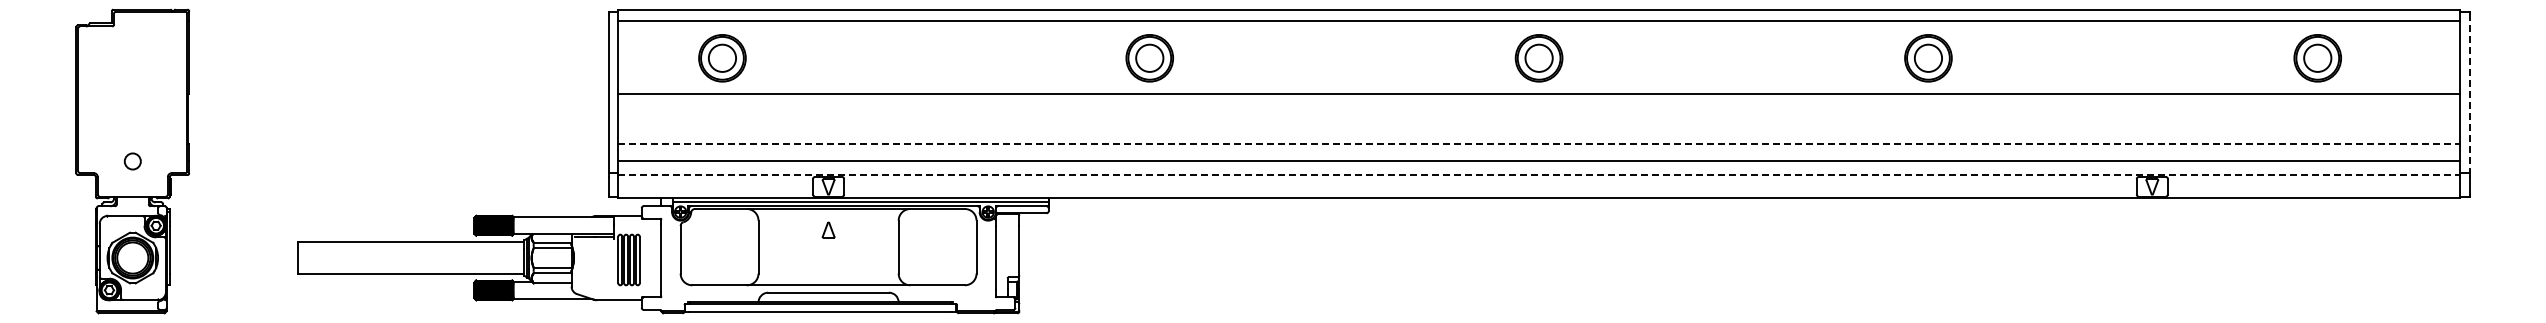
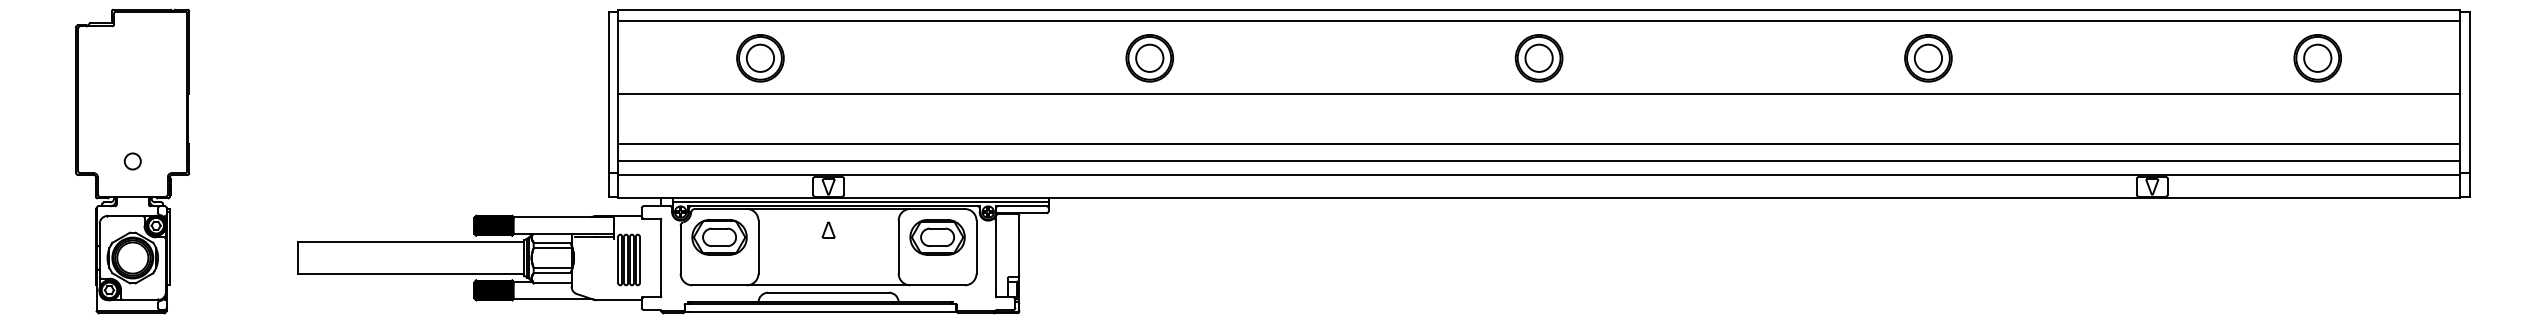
part position: (722, 58) -> (760, 58) (760, 58)
line: dashed -> solid (2469, 92)
line: dashed -> solid (1539, 144)
line: dashed -> solid (1539, 175)
part: none -> present (719, 237)
part: none -> present (937, 237)
